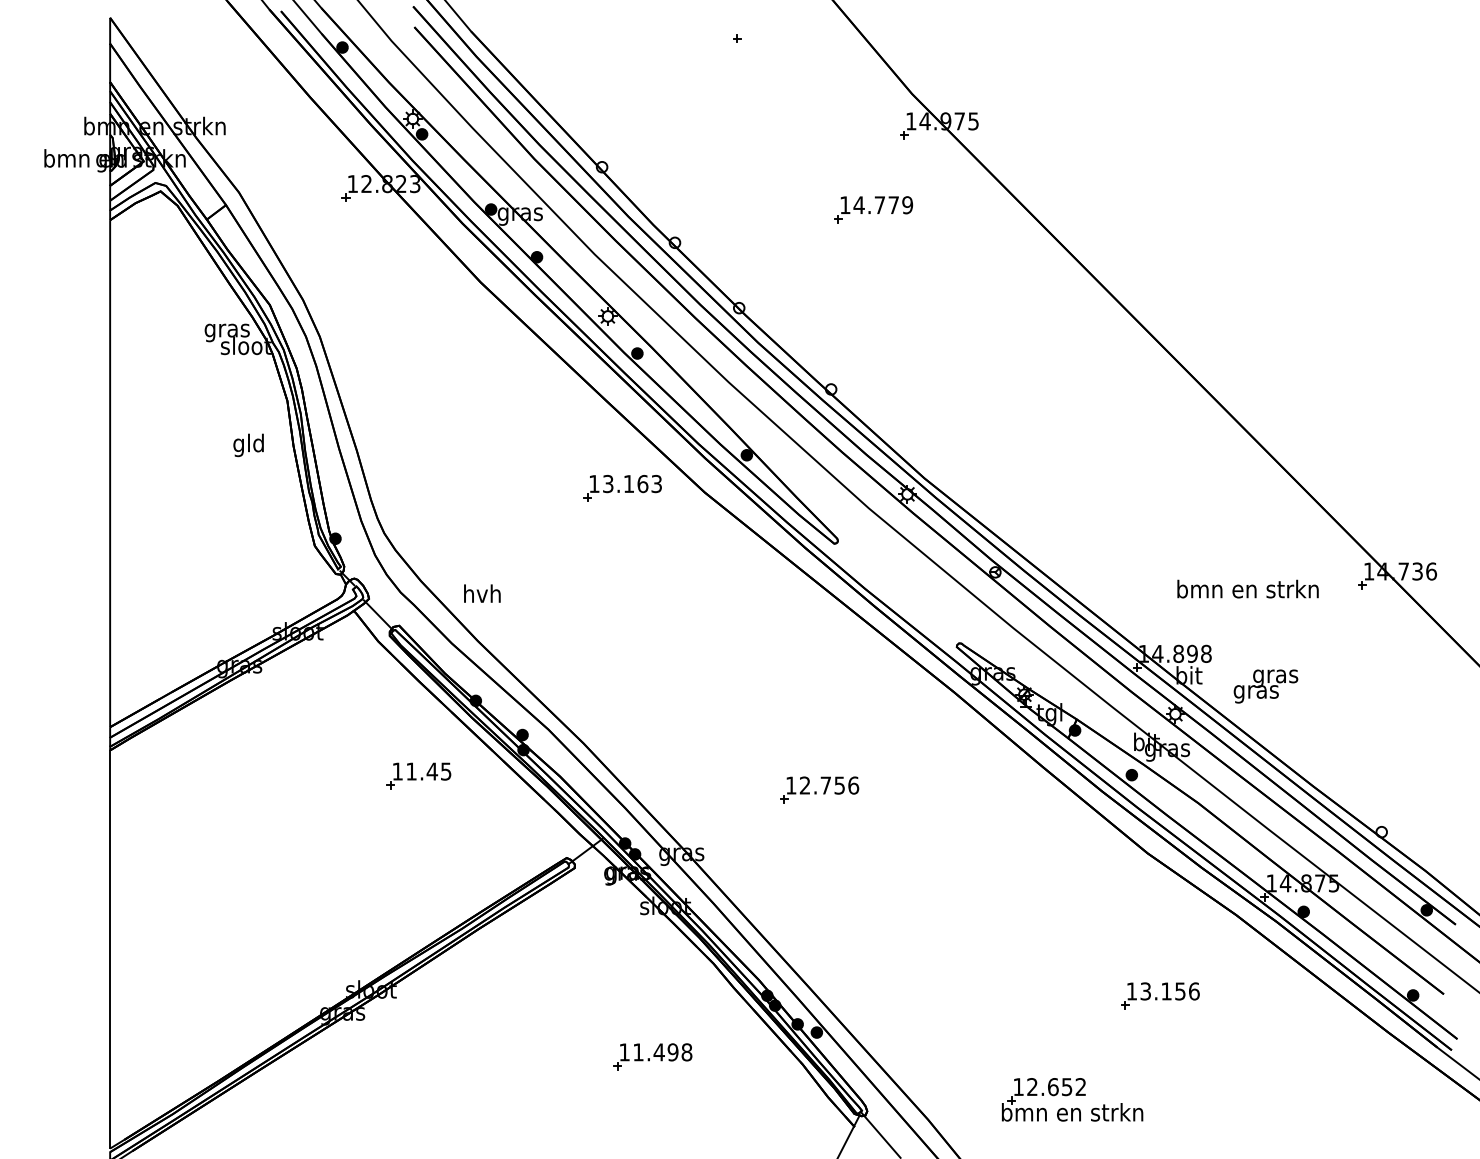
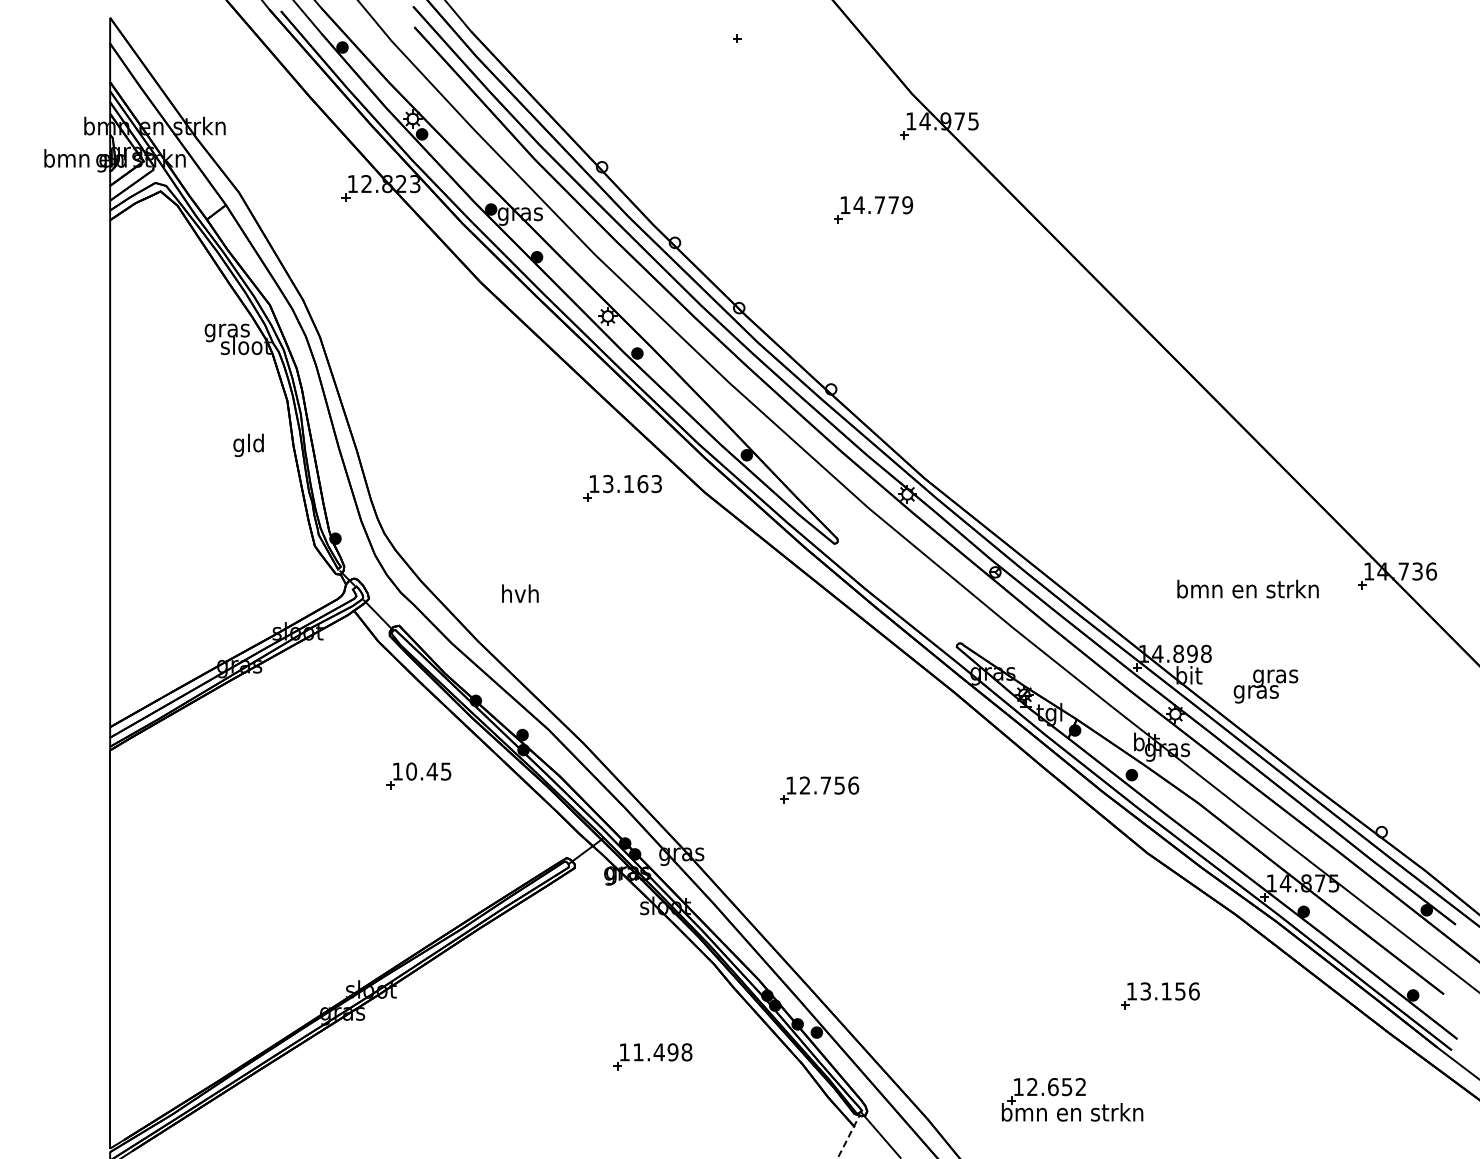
text position: (482, 593) -> (520, 593) (520, 593)
text: 11.45 -> 10.45 (411, 771)
line: solid -> dashed (848, 1136)
